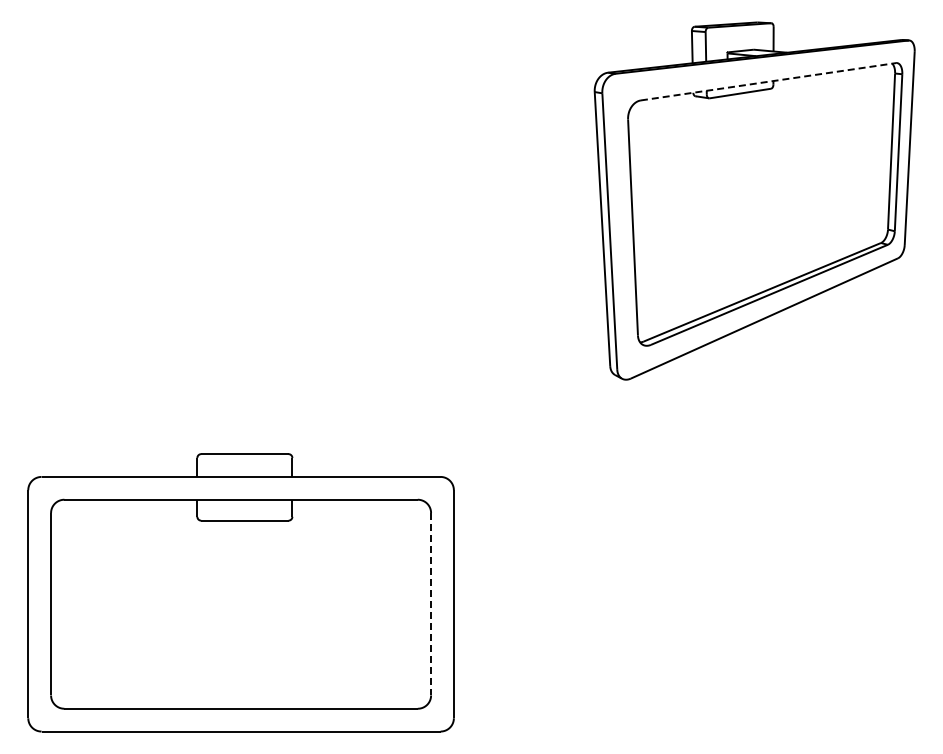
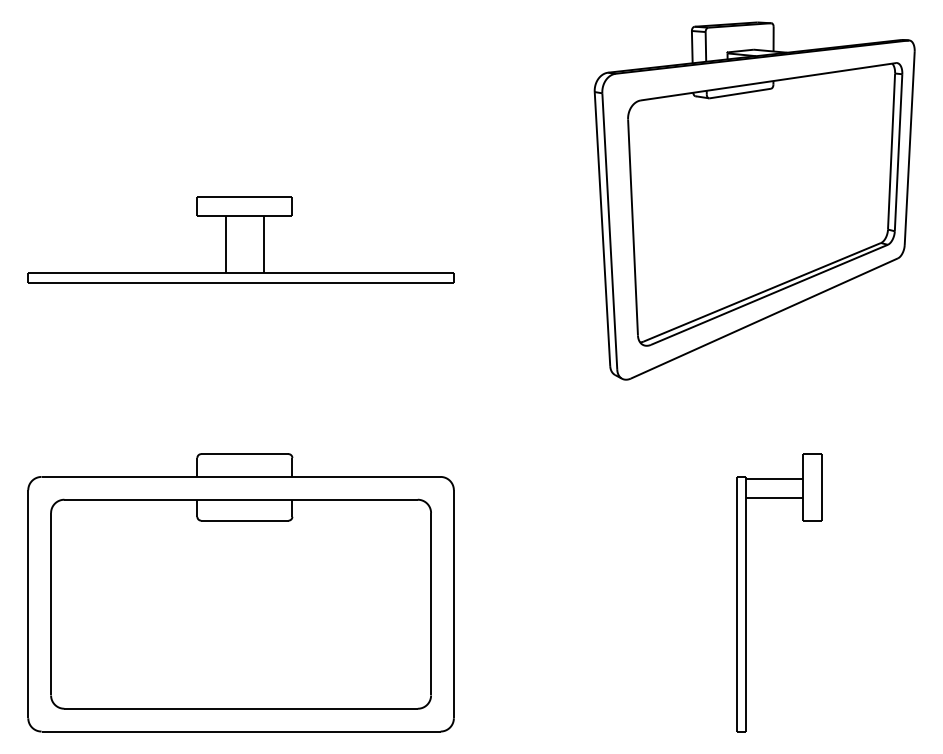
line: dashed -> solid (768, 81)
part: none -> present (240, 239)
part: none -> present (746, 592)
line: dashed -> solid (431, 604)
